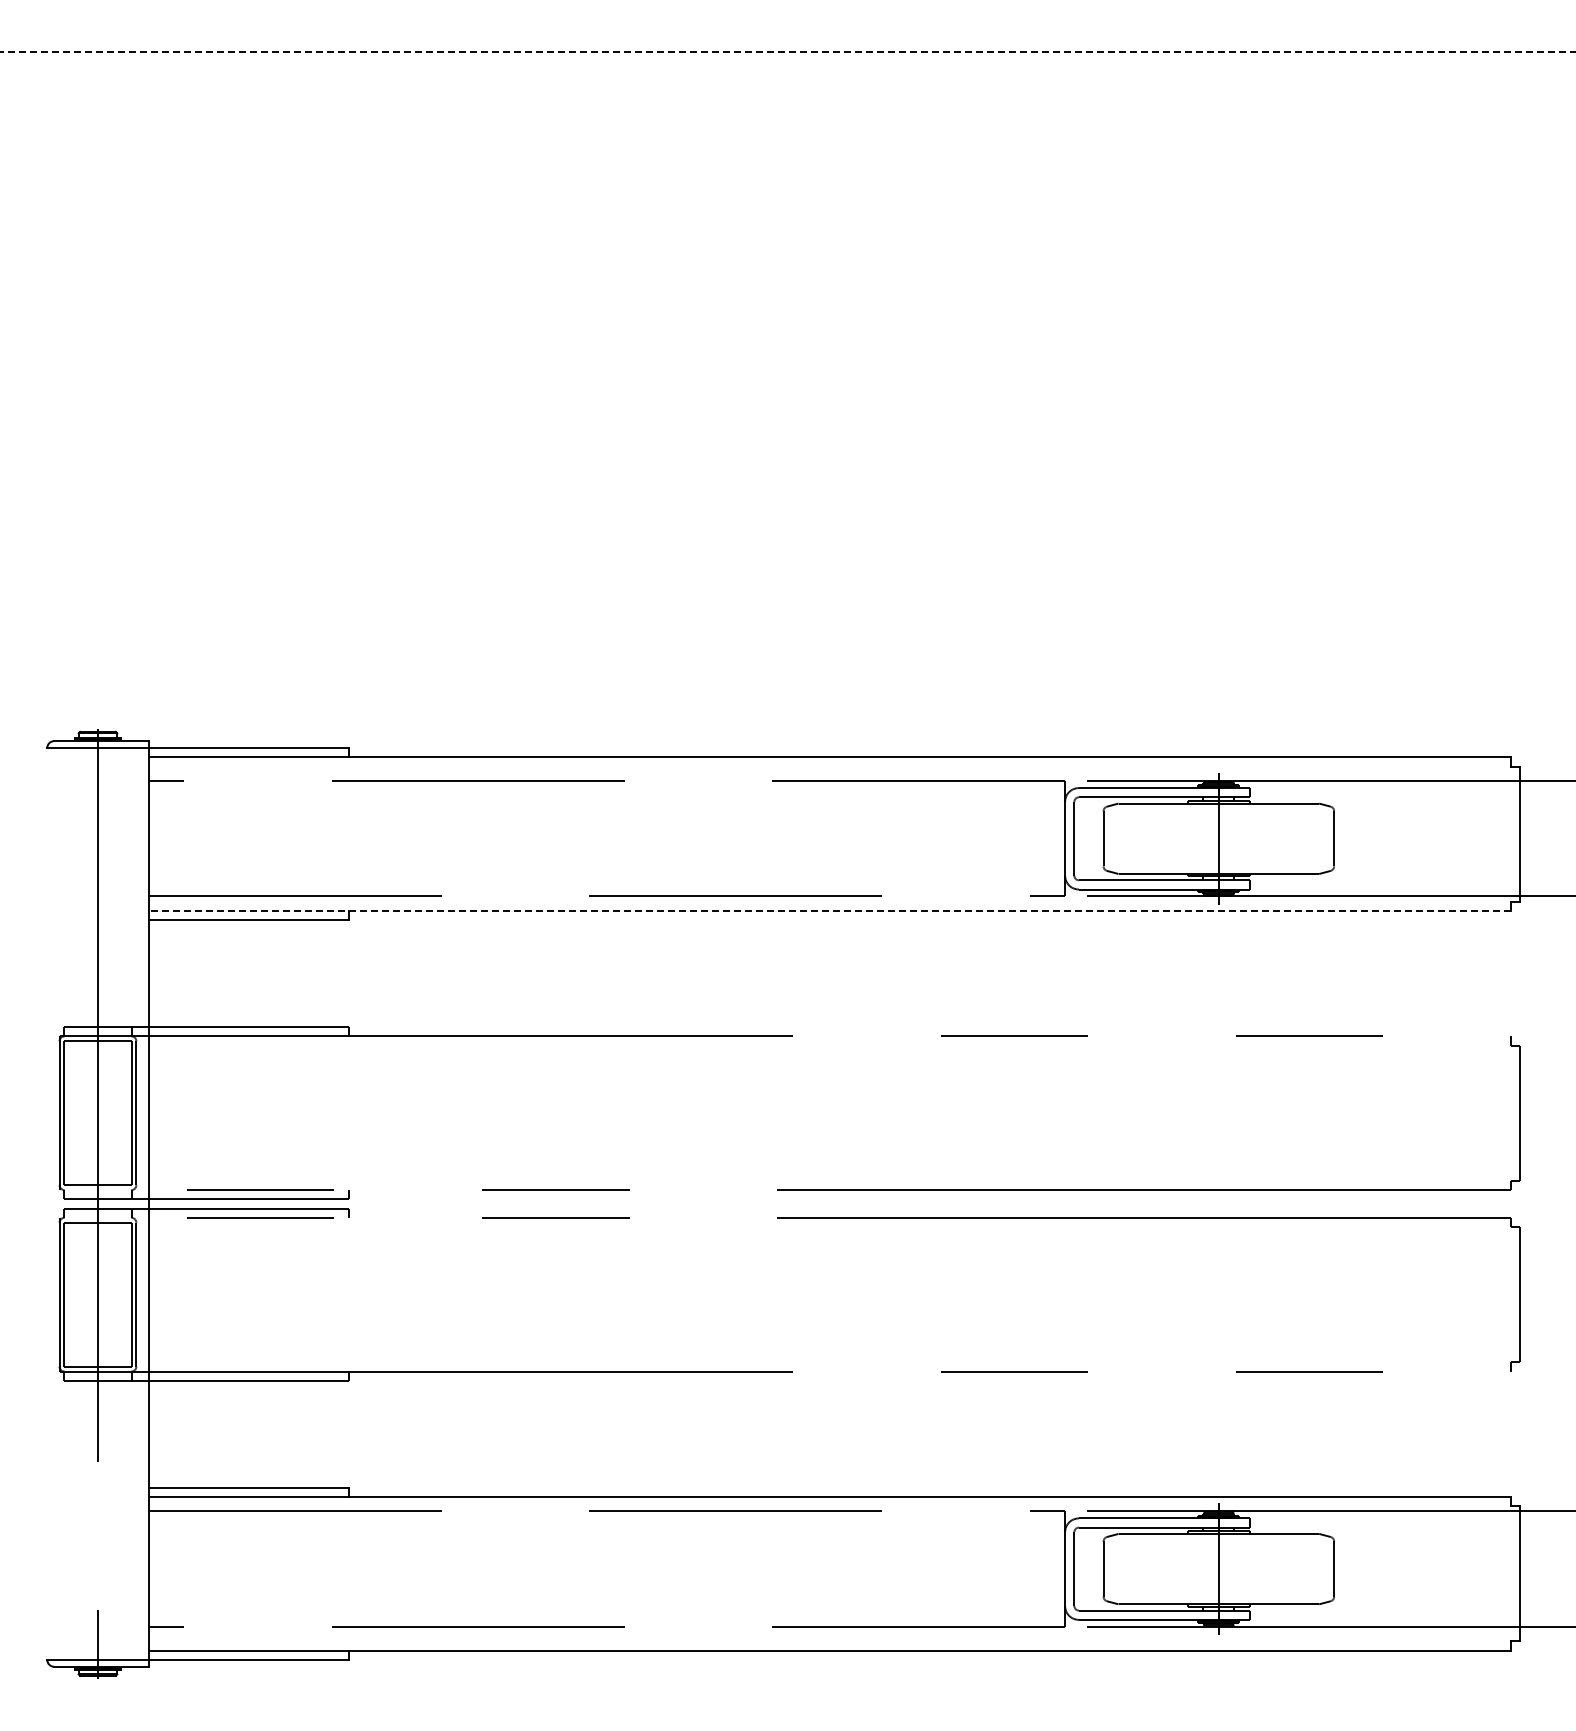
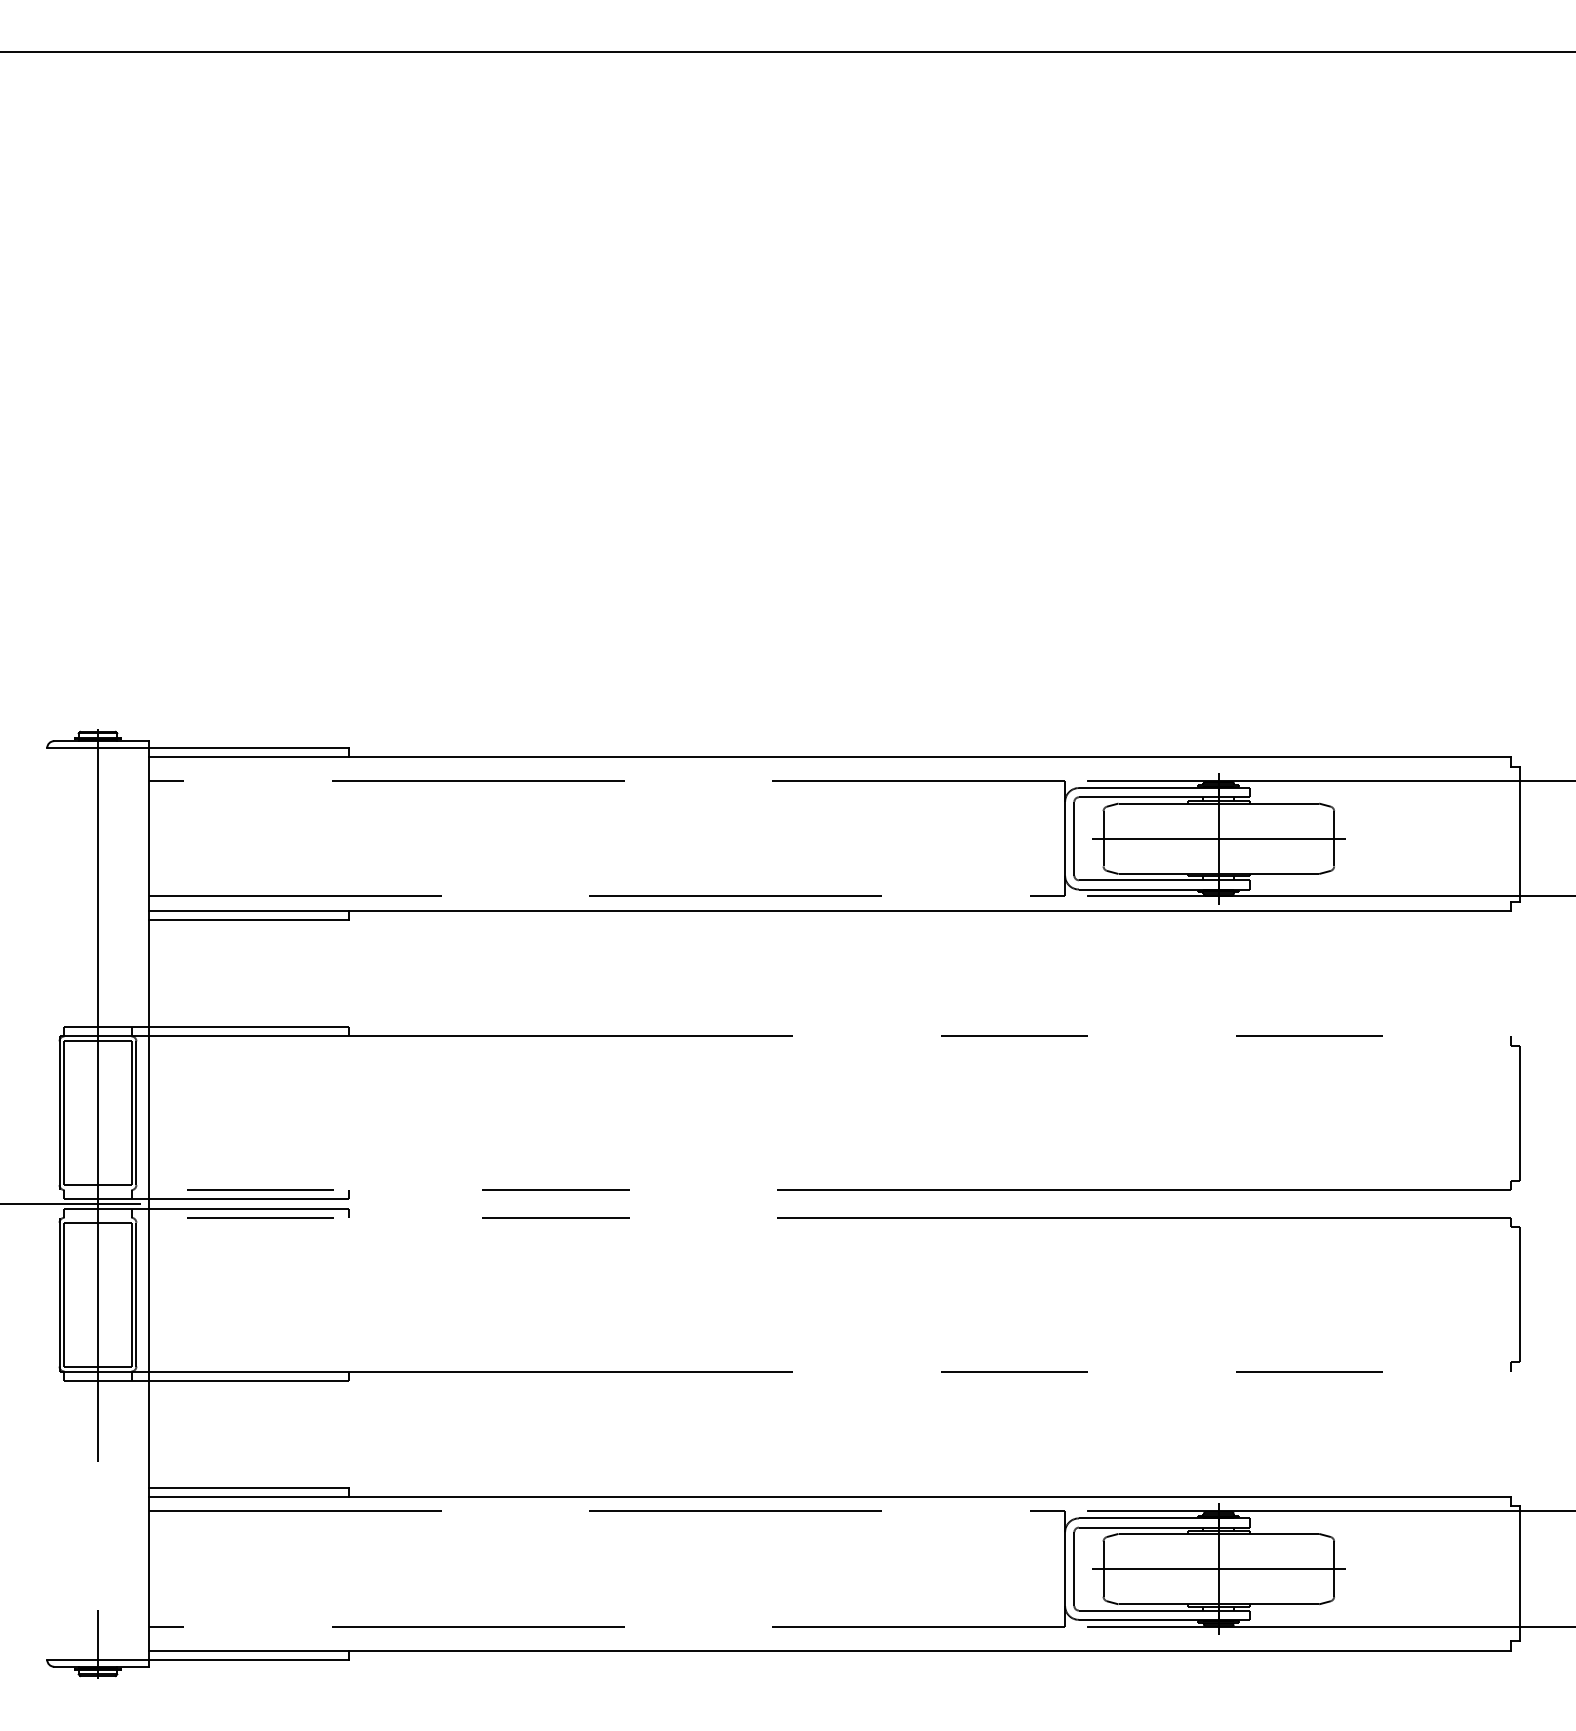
line: dashed -> solid (788, 51)
line: none -> present (1218, 838)
line: dashed -> solid (829, 911)
line: none -> present (71, 1203)
line: none -> present (1218, 1569)
